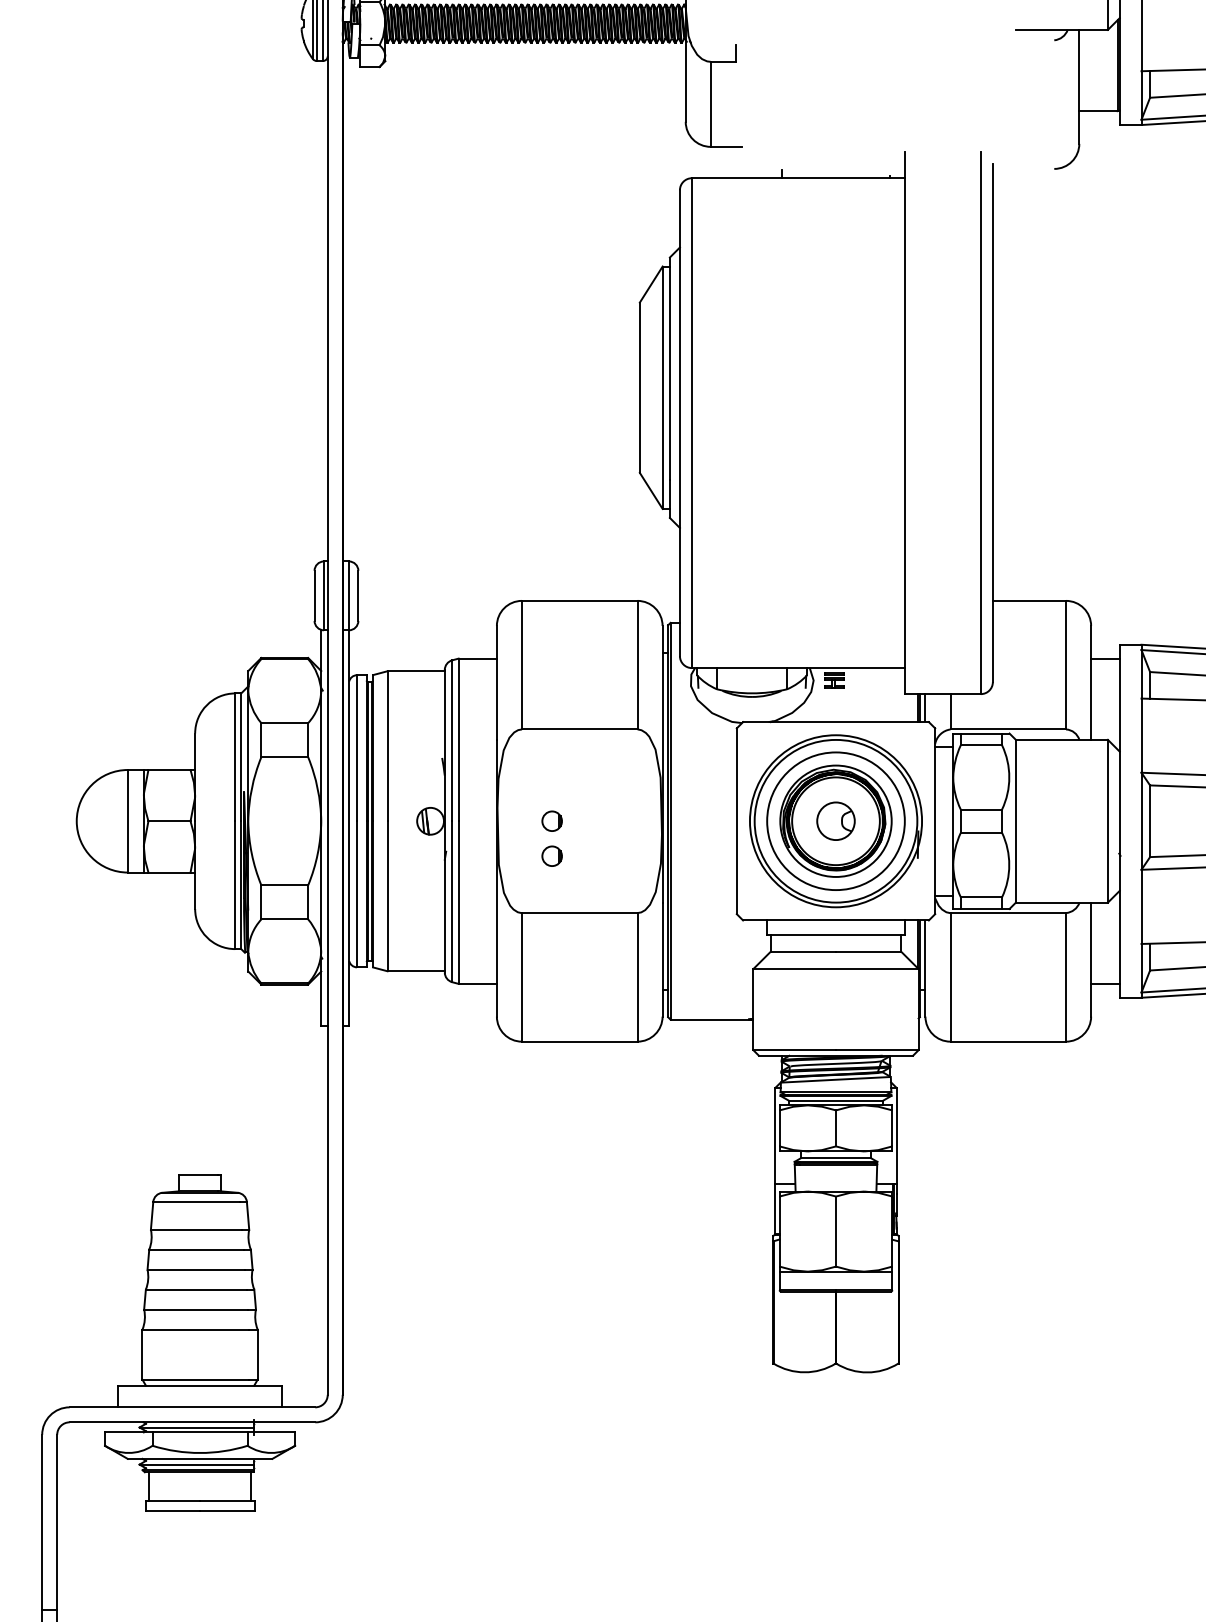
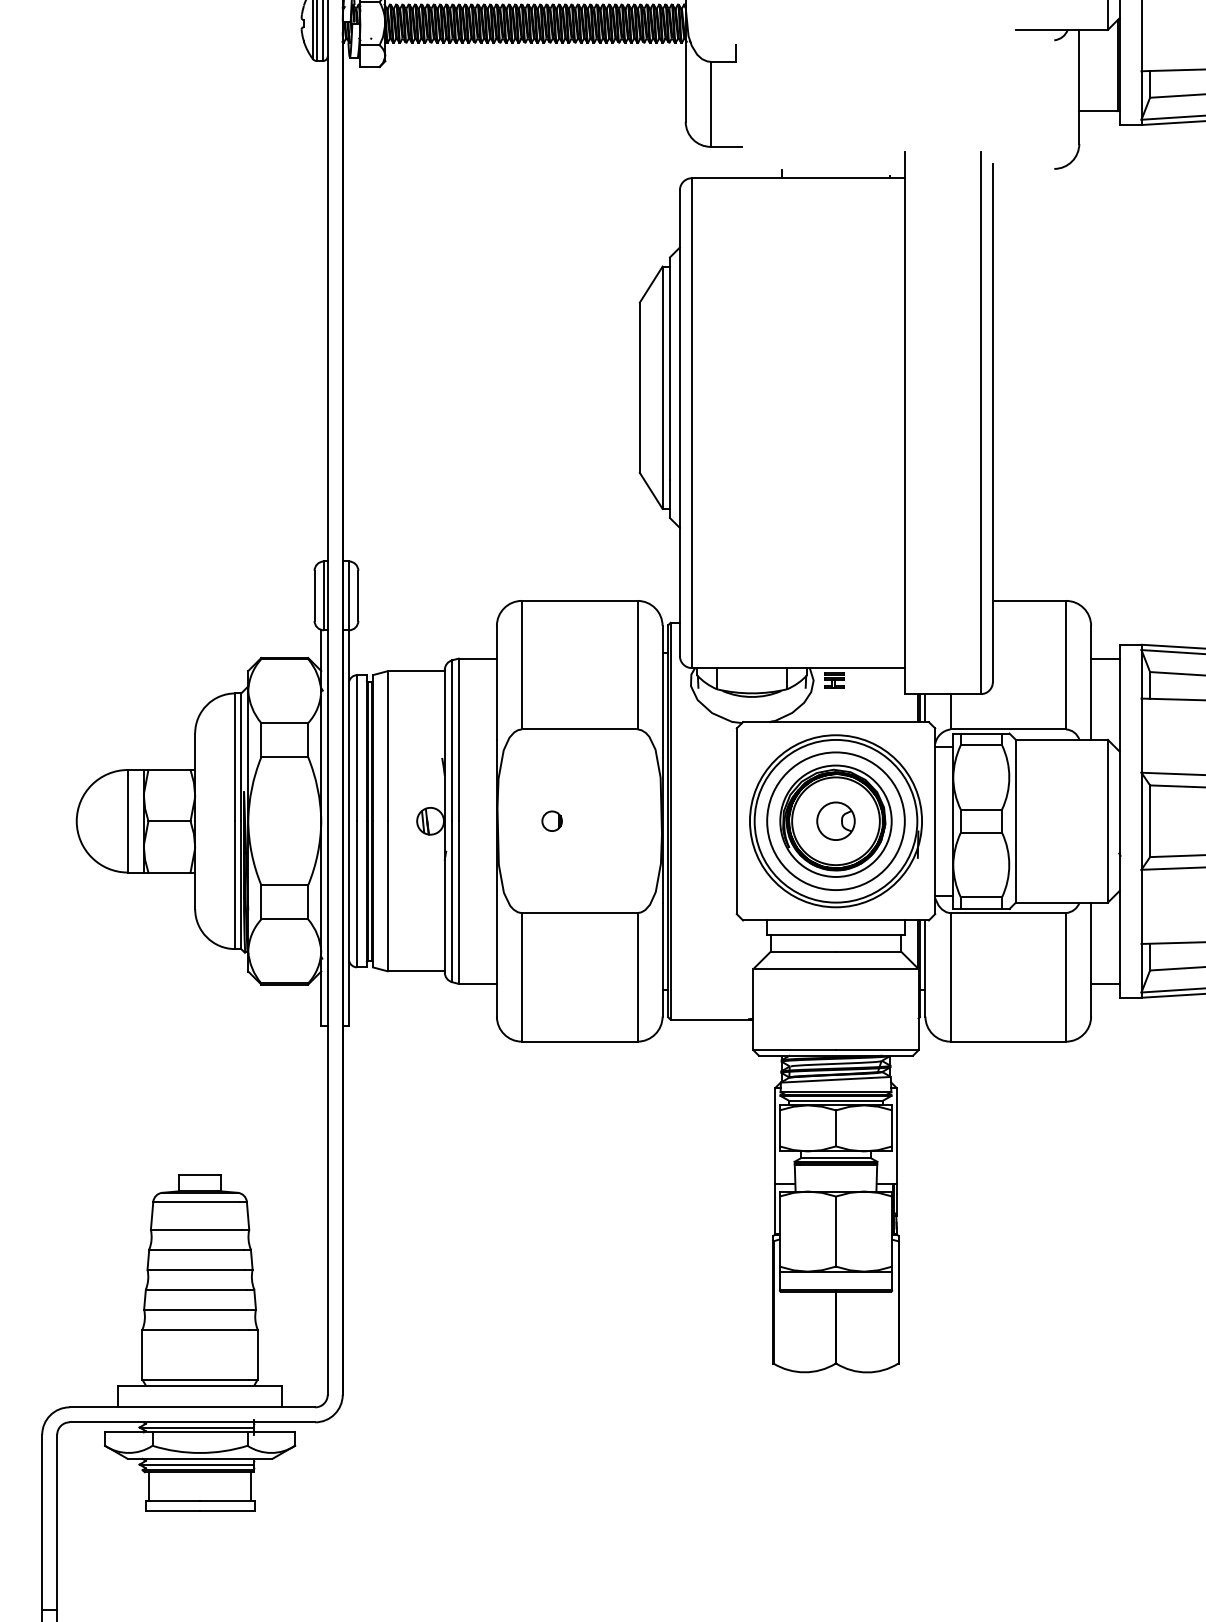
part: present -> none (551, 855)
